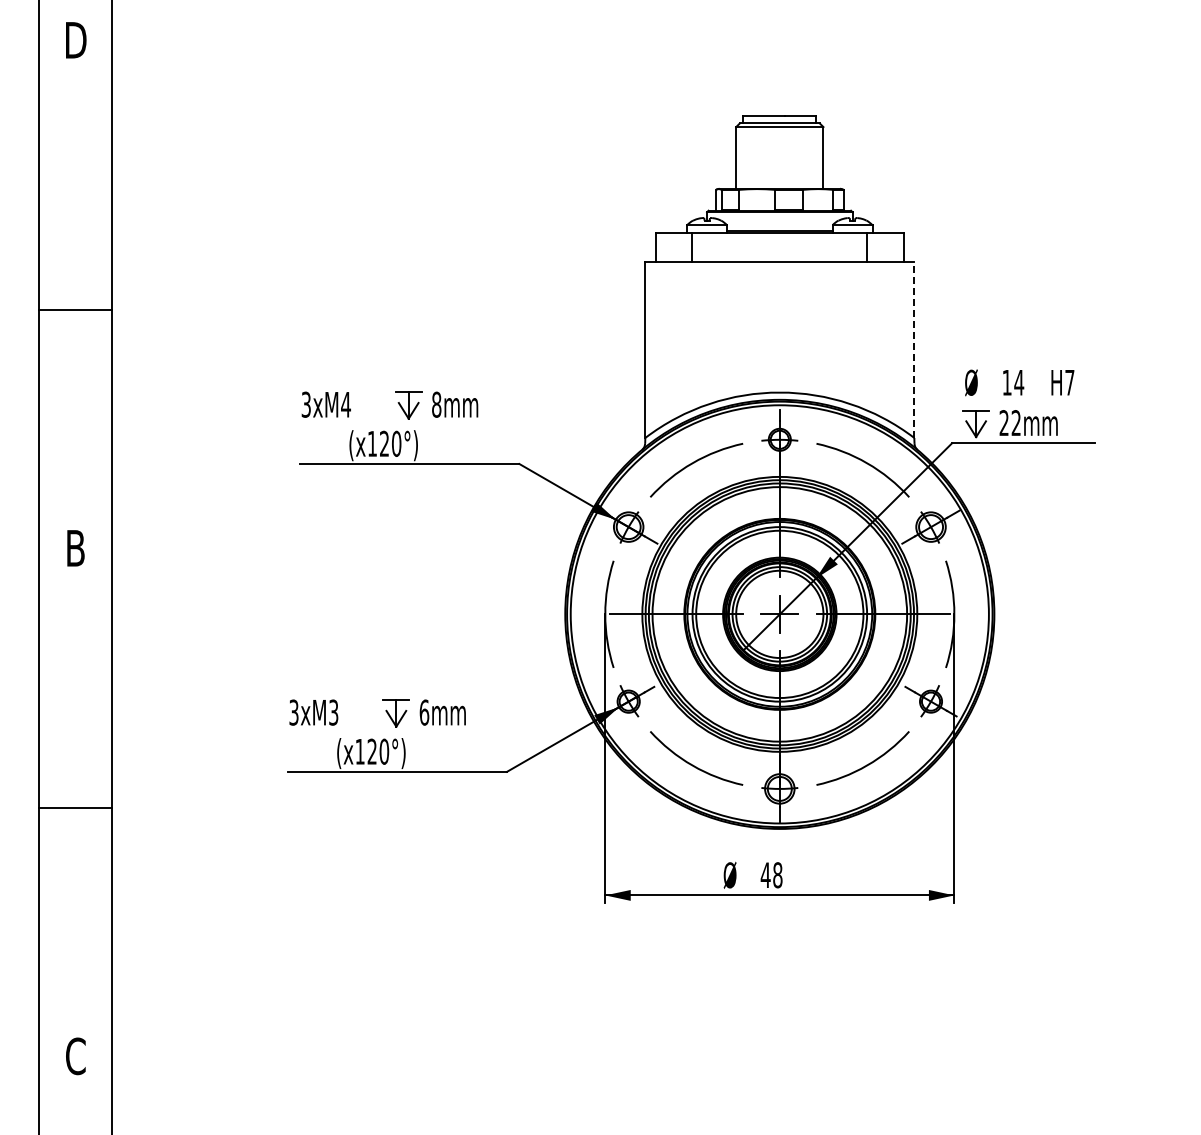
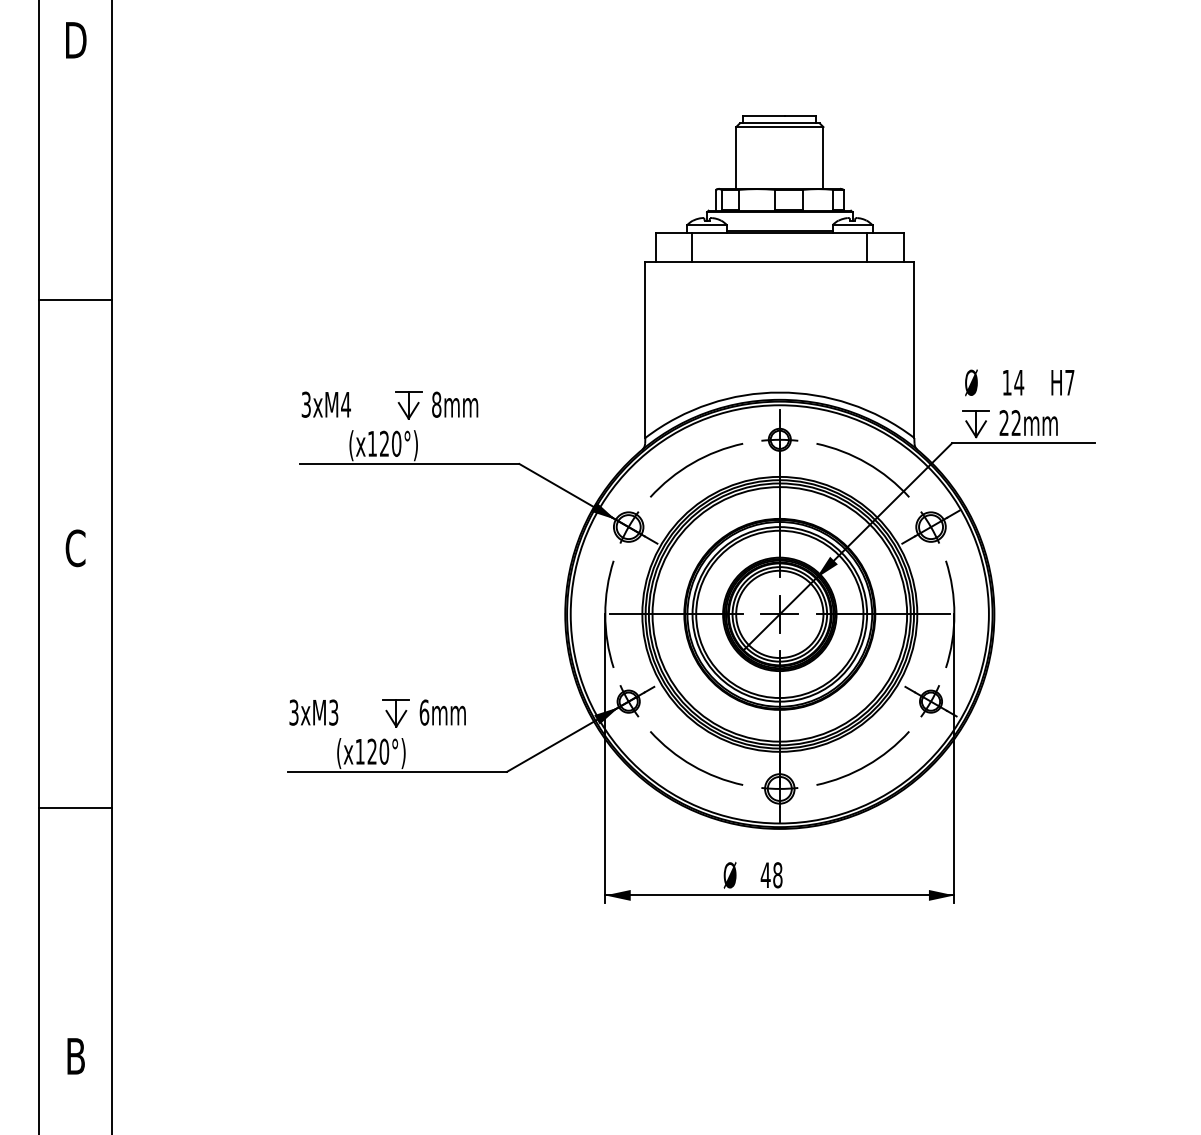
line position: (75, 309) -> (75, 299) (75, 299)
line: dashed -> solid (914, 349)
text: B -> C (75, 548)
text: C -> B (75, 1056)
